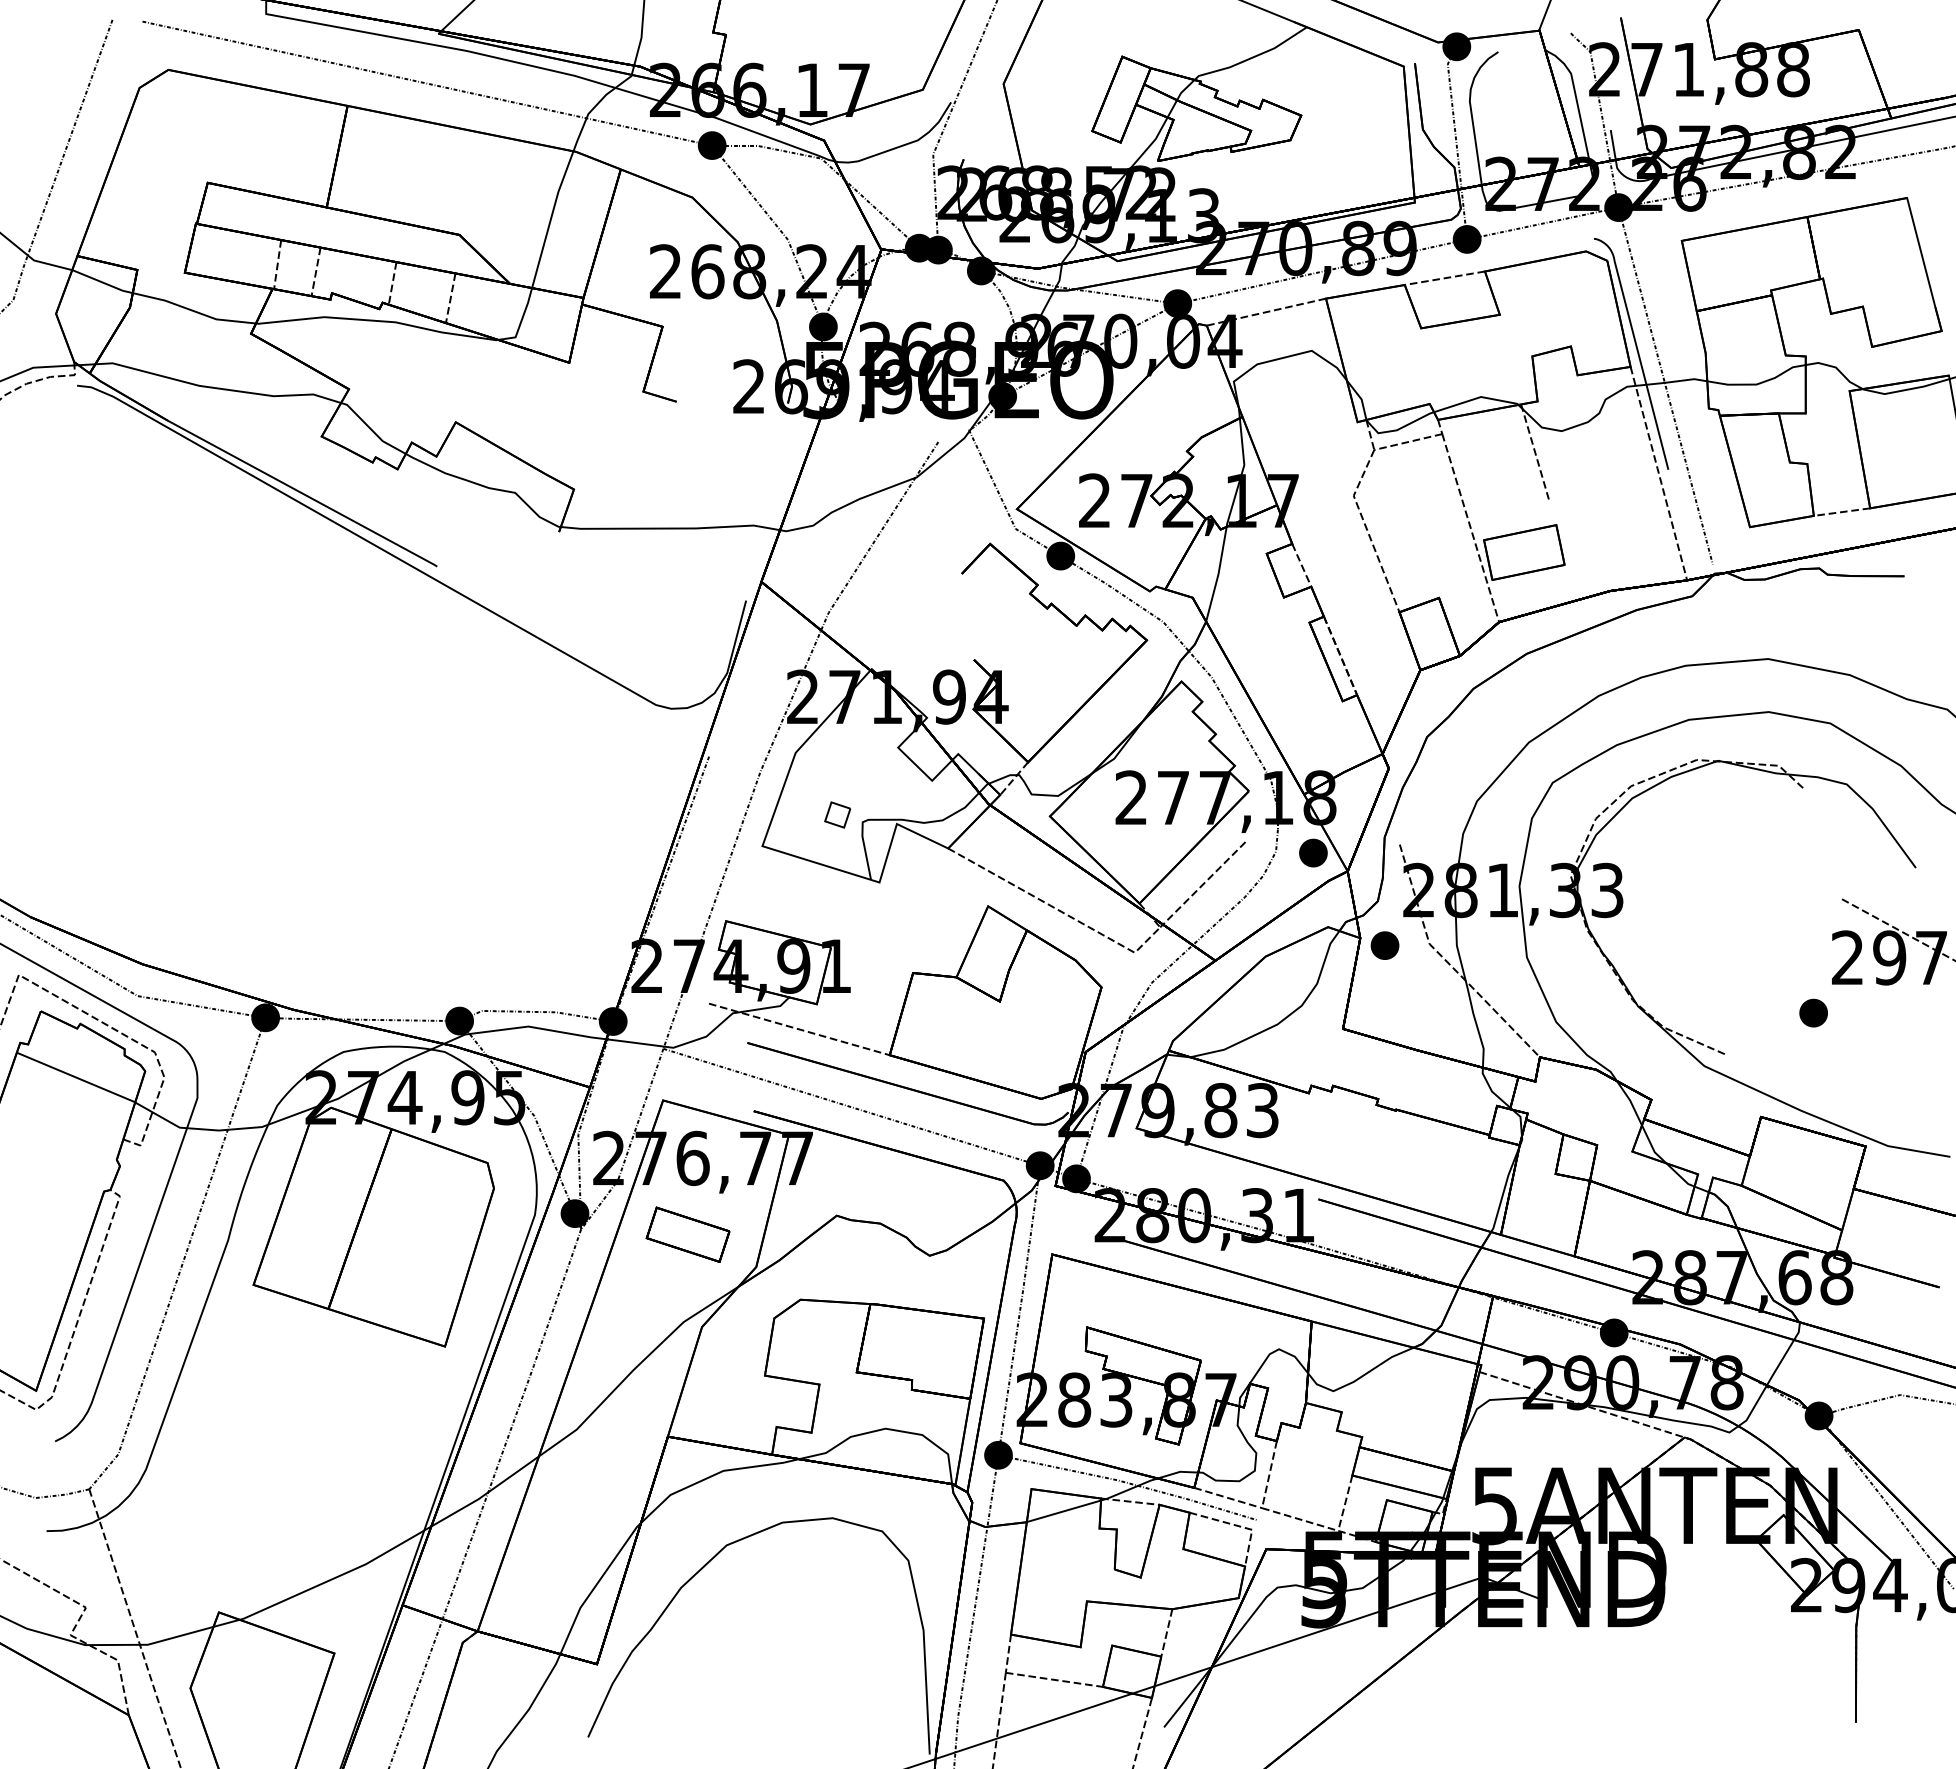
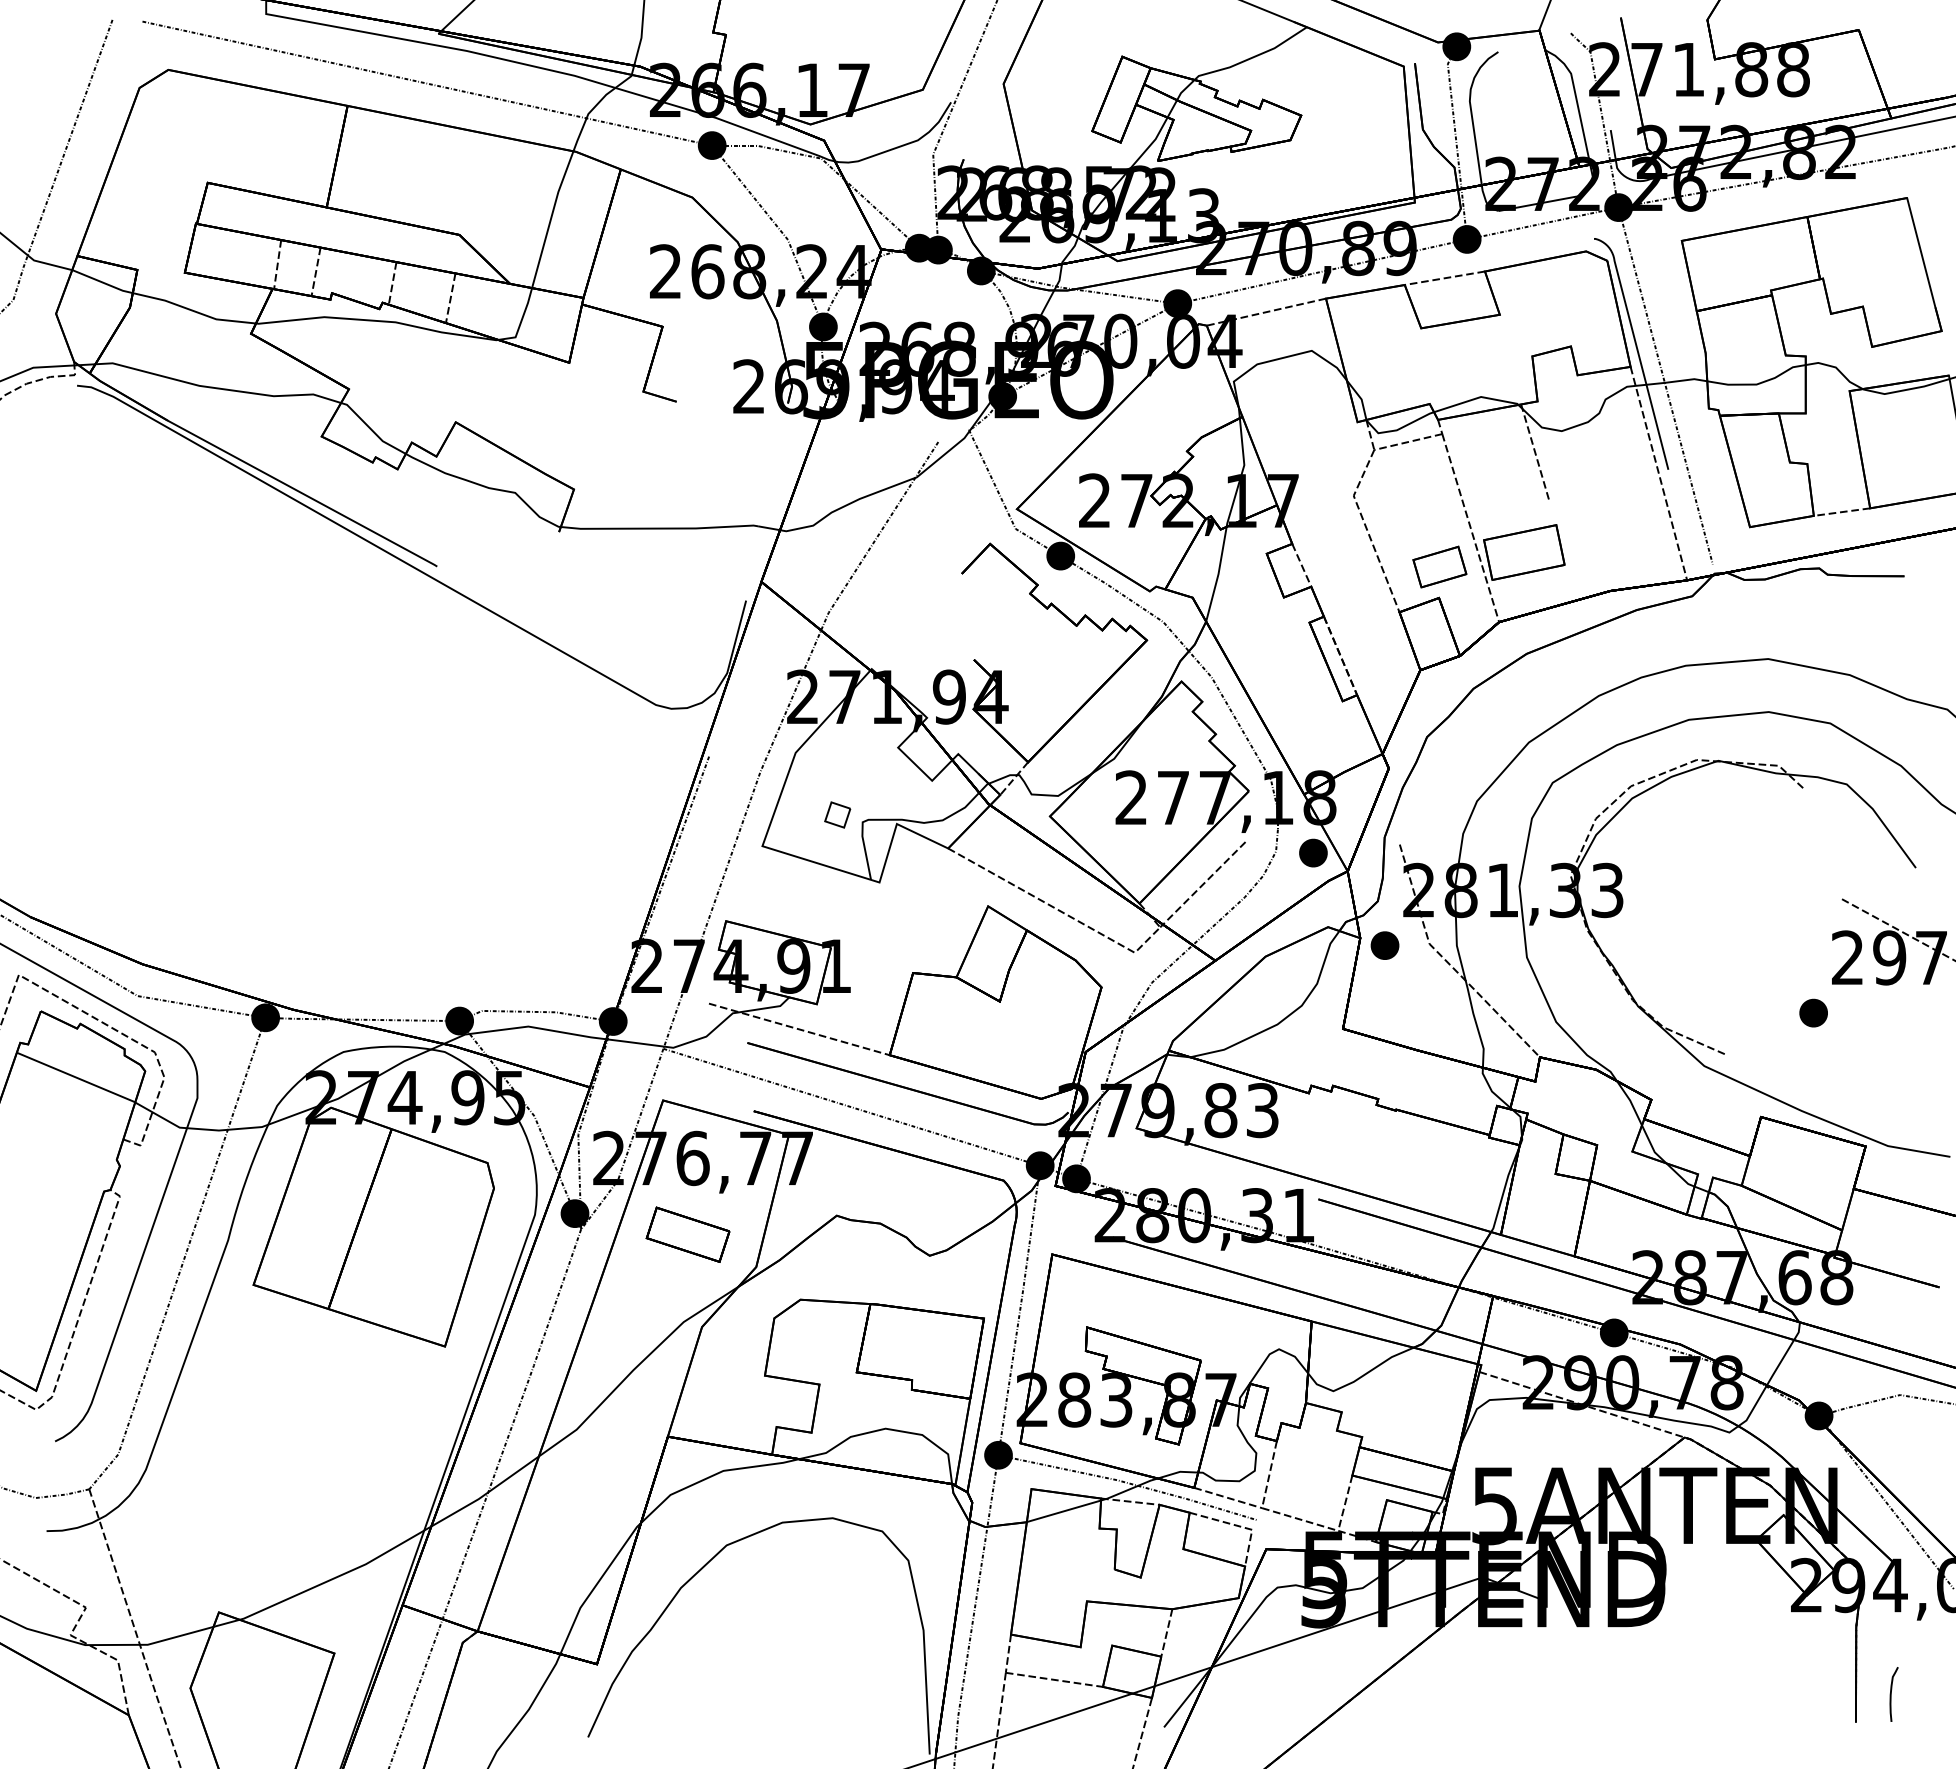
part: none -> present (1439, 566)
curve: none -> present (1891, 1694)
